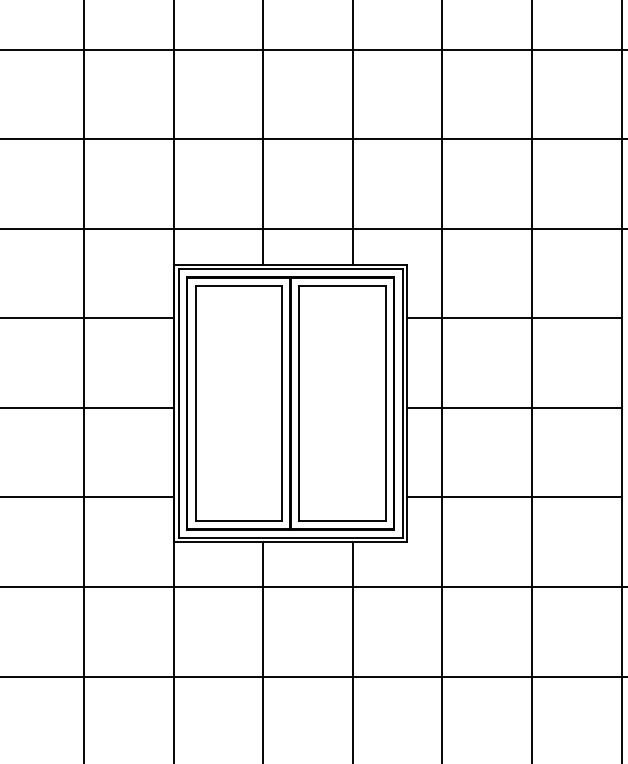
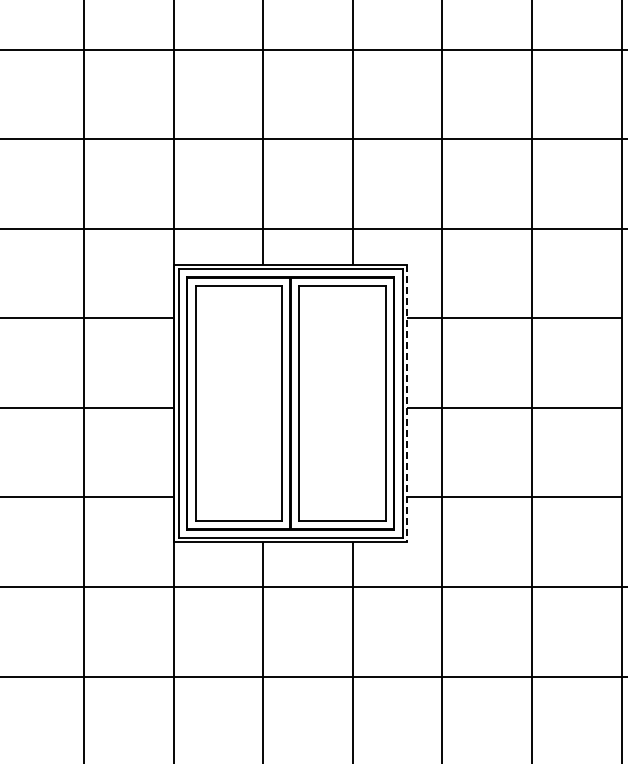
line: solid -> dashed (407, 403)
